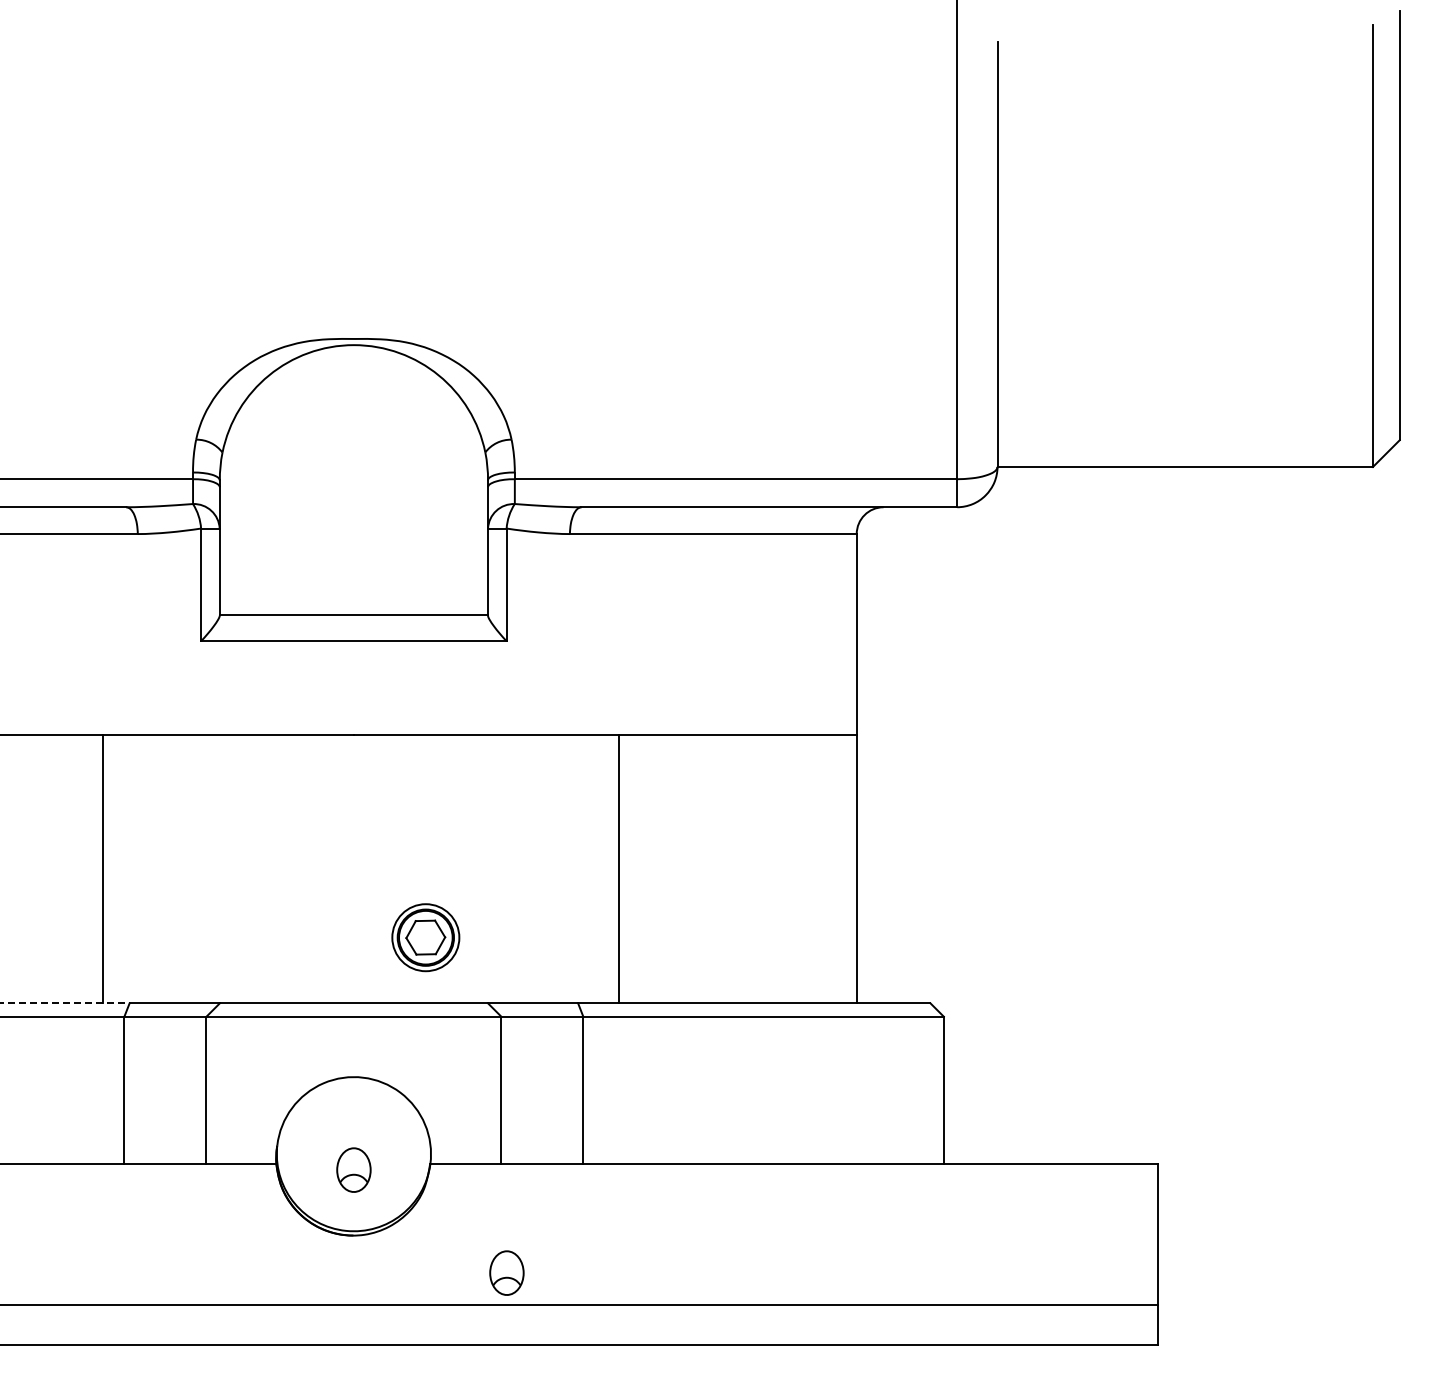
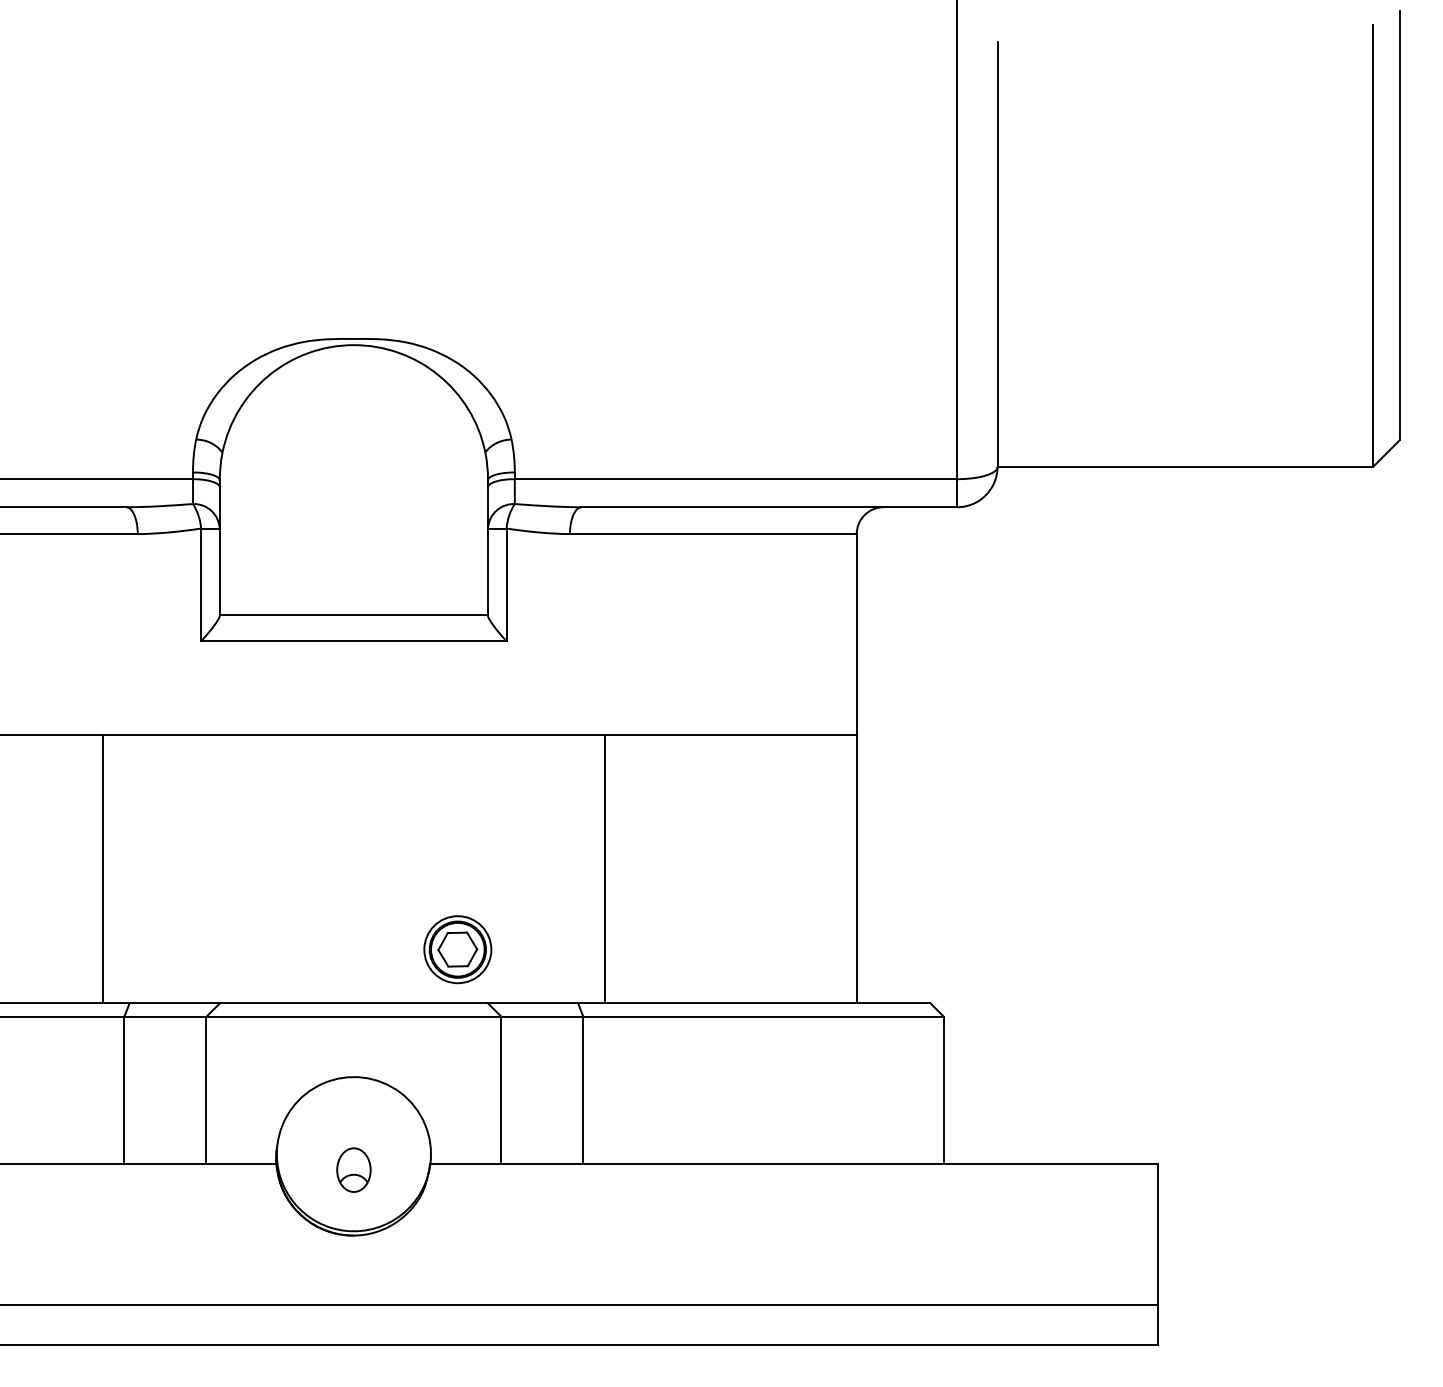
line position: (619, 869) -> (605, 869) (605, 869)
part position: (425, 937) -> (457, 949) (457, 949)
line: dashed -> solid (65, 1003)
part: present -> none (506, 1272)
